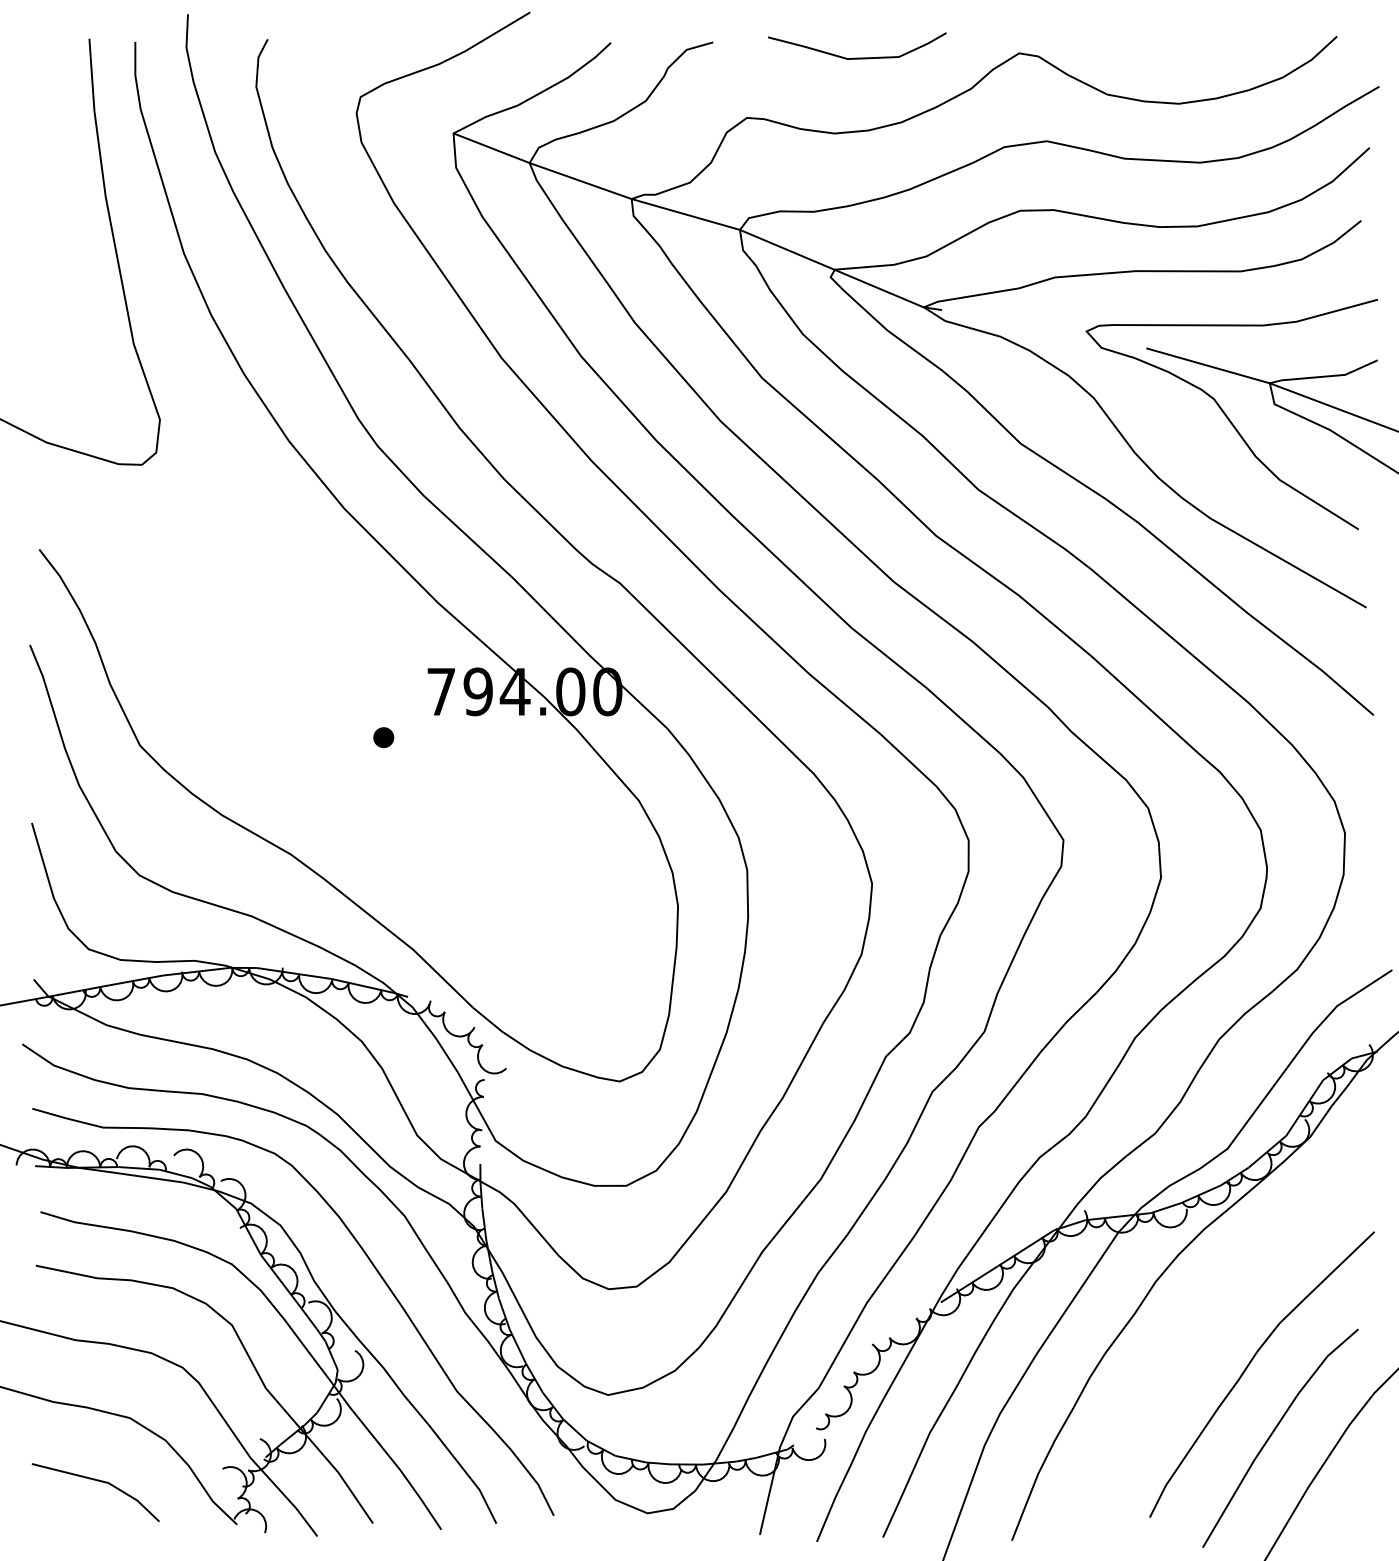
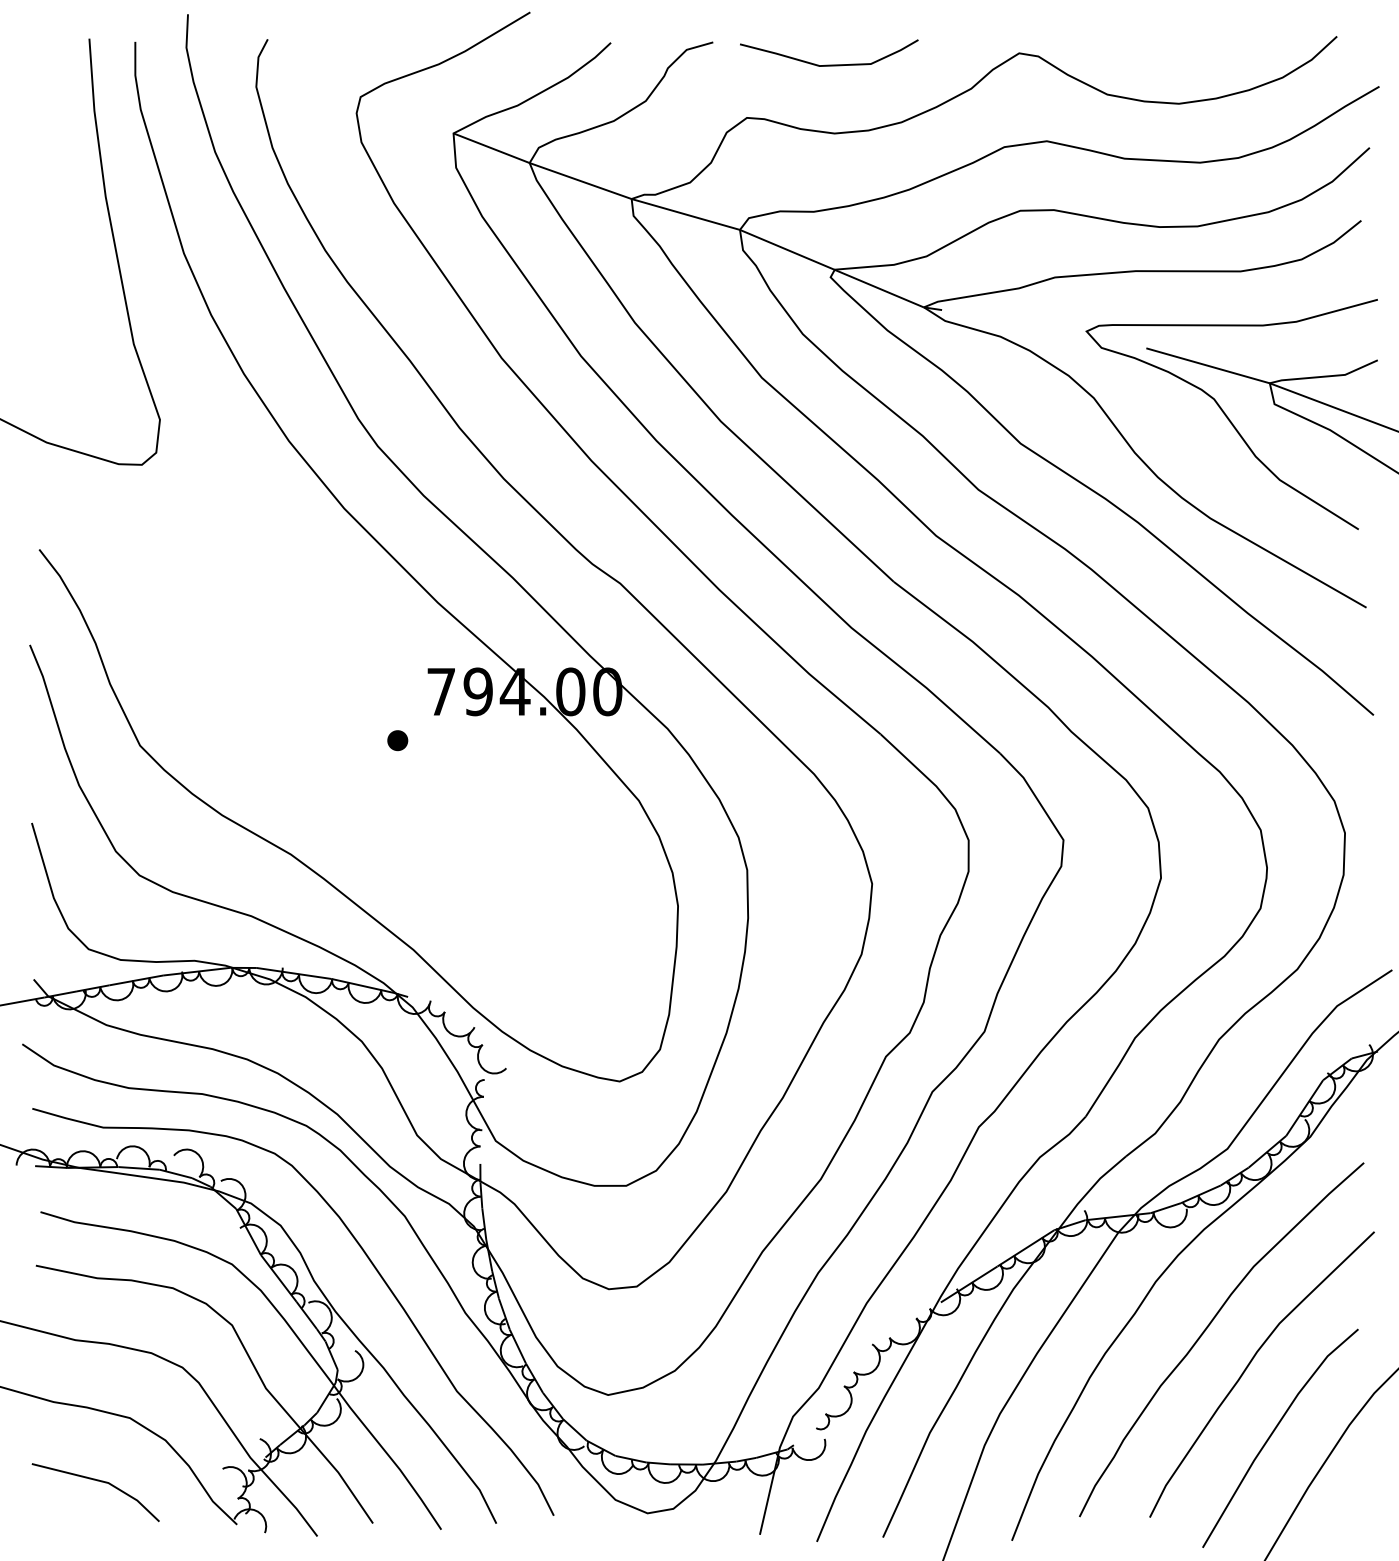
curve position: (857, 57) -> (829, 64) (829, 64)
part position: (383, 737) -> (397, 740) (397, 740)
curve: none -> present (1206, 1330)
